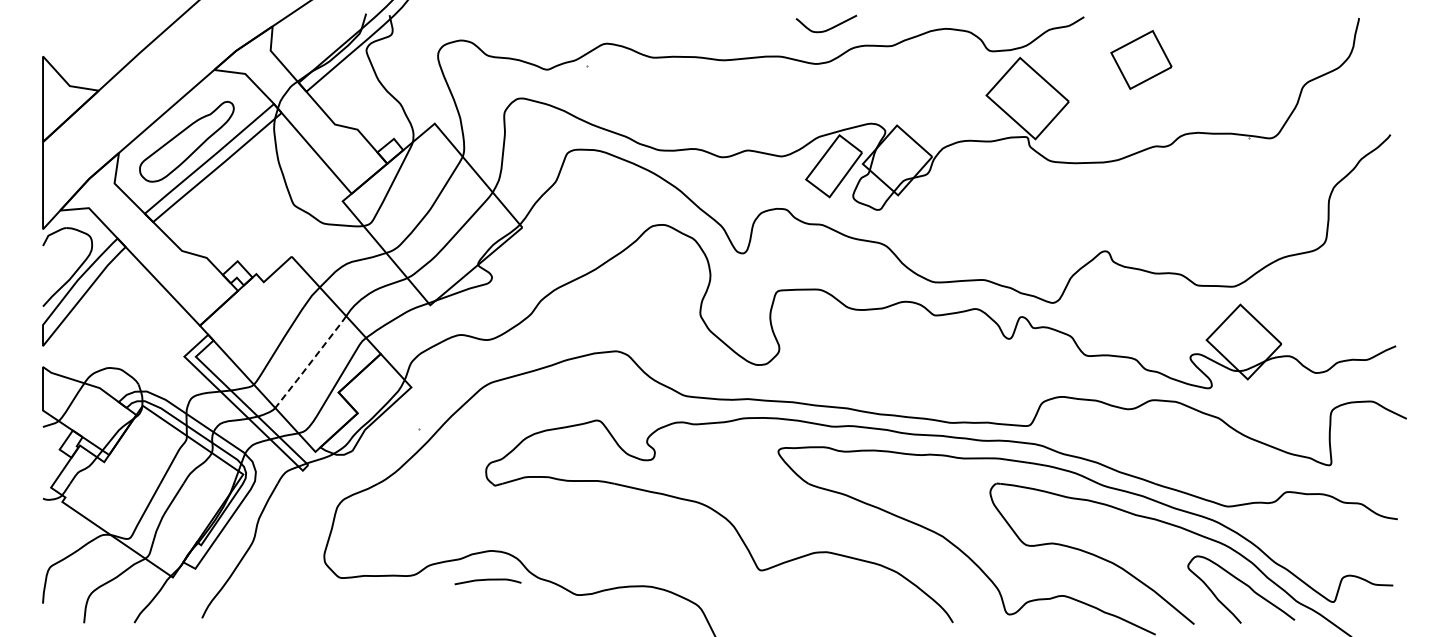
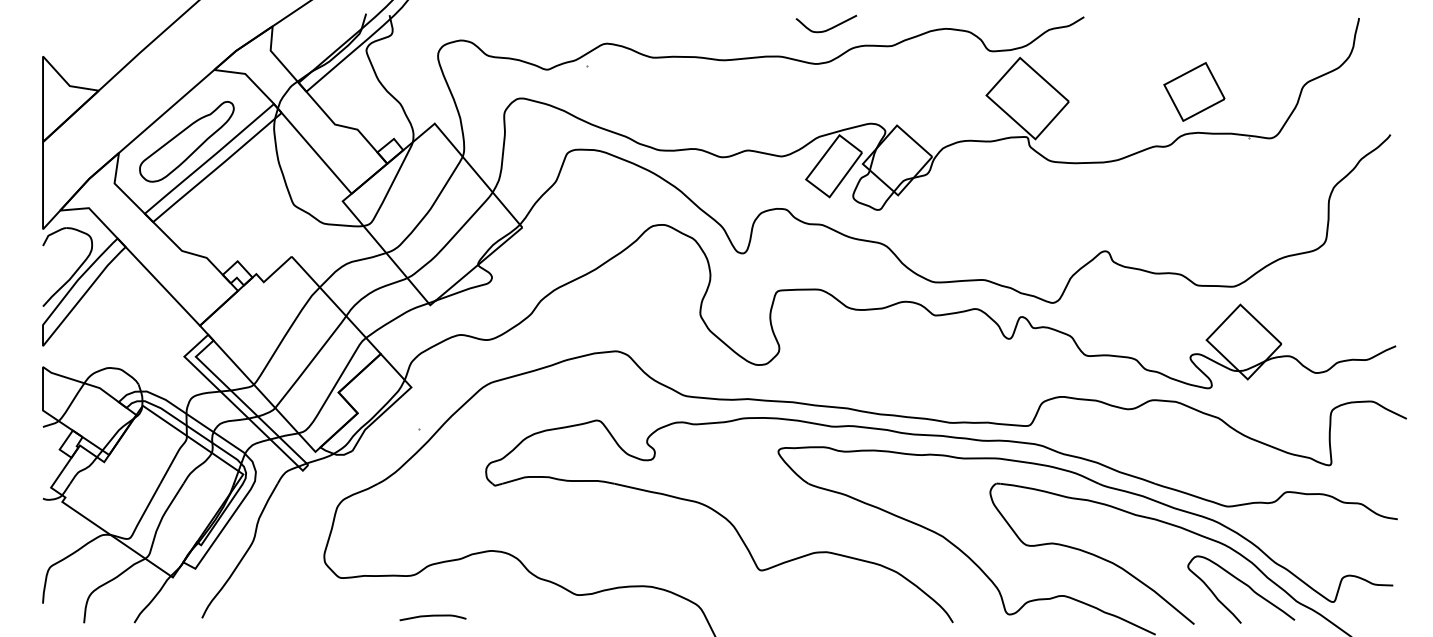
part position: (1141, 59) -> (1194, 91) (1194, 91)
line: dashed -> solid (310, 362)
curve position: (487, 580) -> (432, 616) (432, 616)
